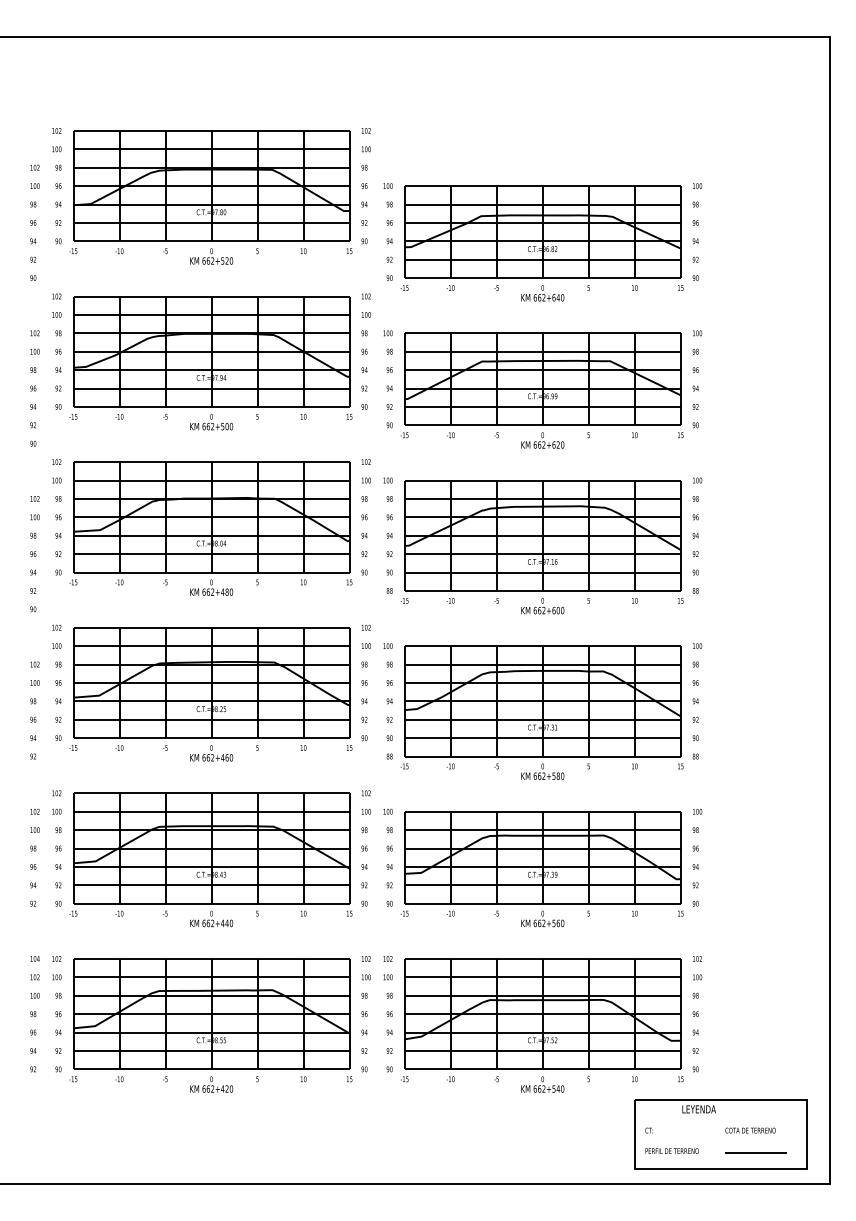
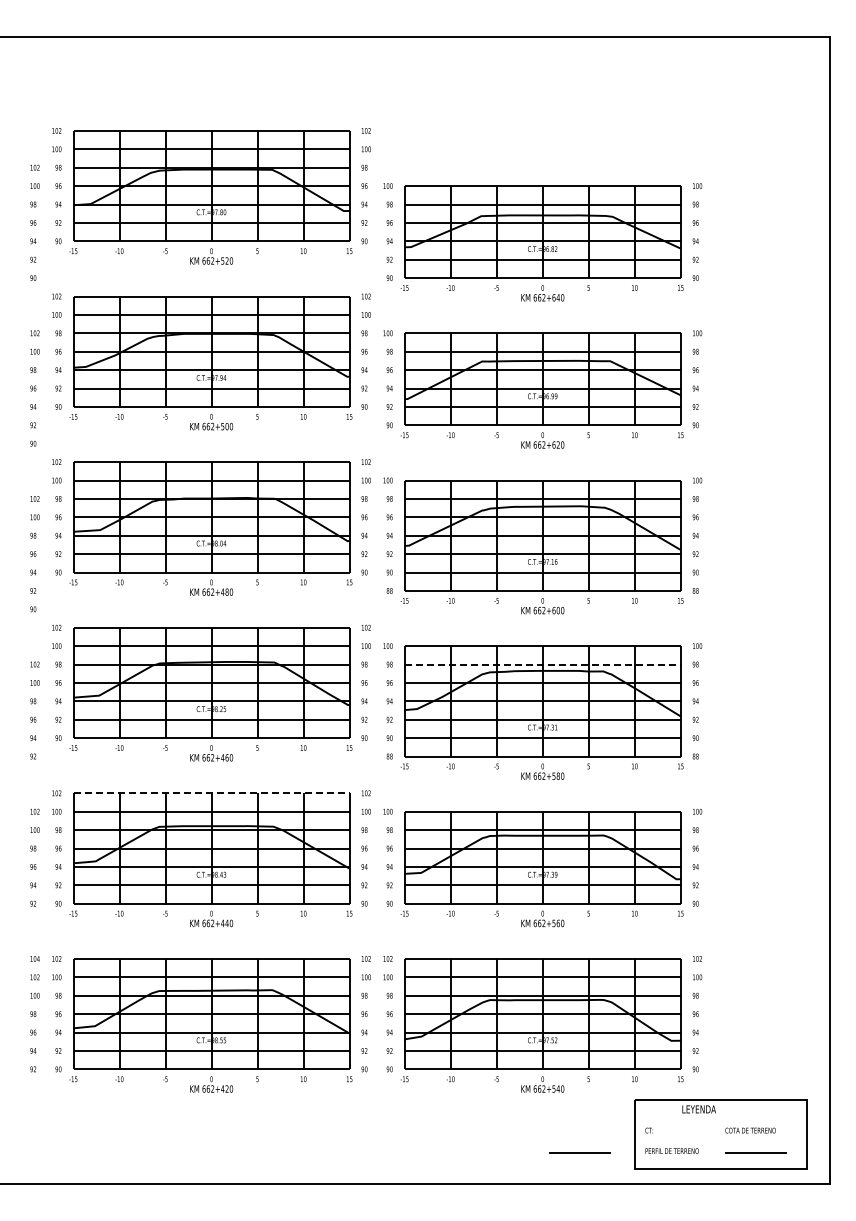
line: solid -> dashed (543, 664)
line: solid -> dashed (212, 793)
line: none -> present (579, 1152)
